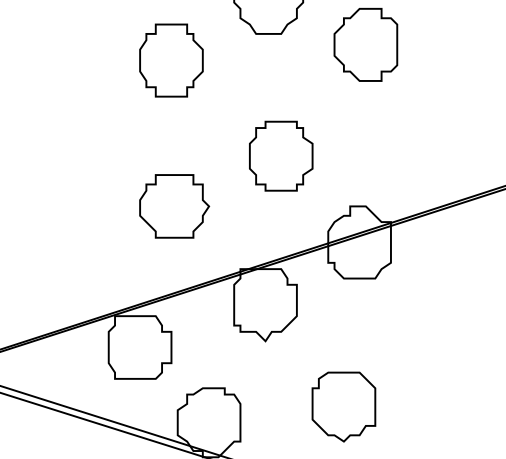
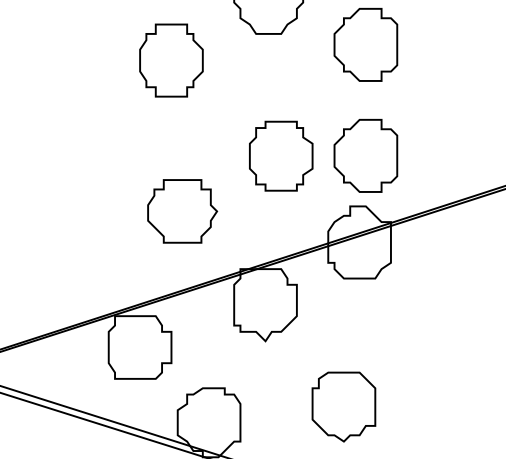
part: none -> present (365, 155)
part position: (174, 206) -> (182, 211) (182, 211)
